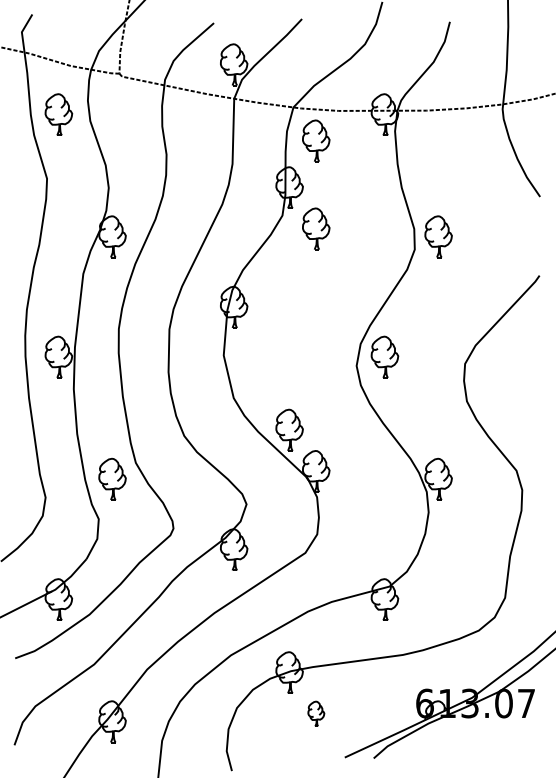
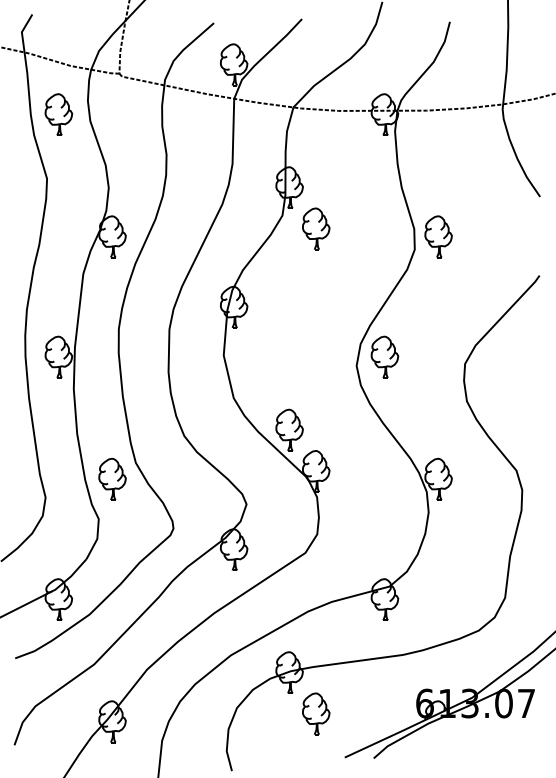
part: present -> none (316, 140)
part size: 19x27 px -> 29x44 px (316, 713)
